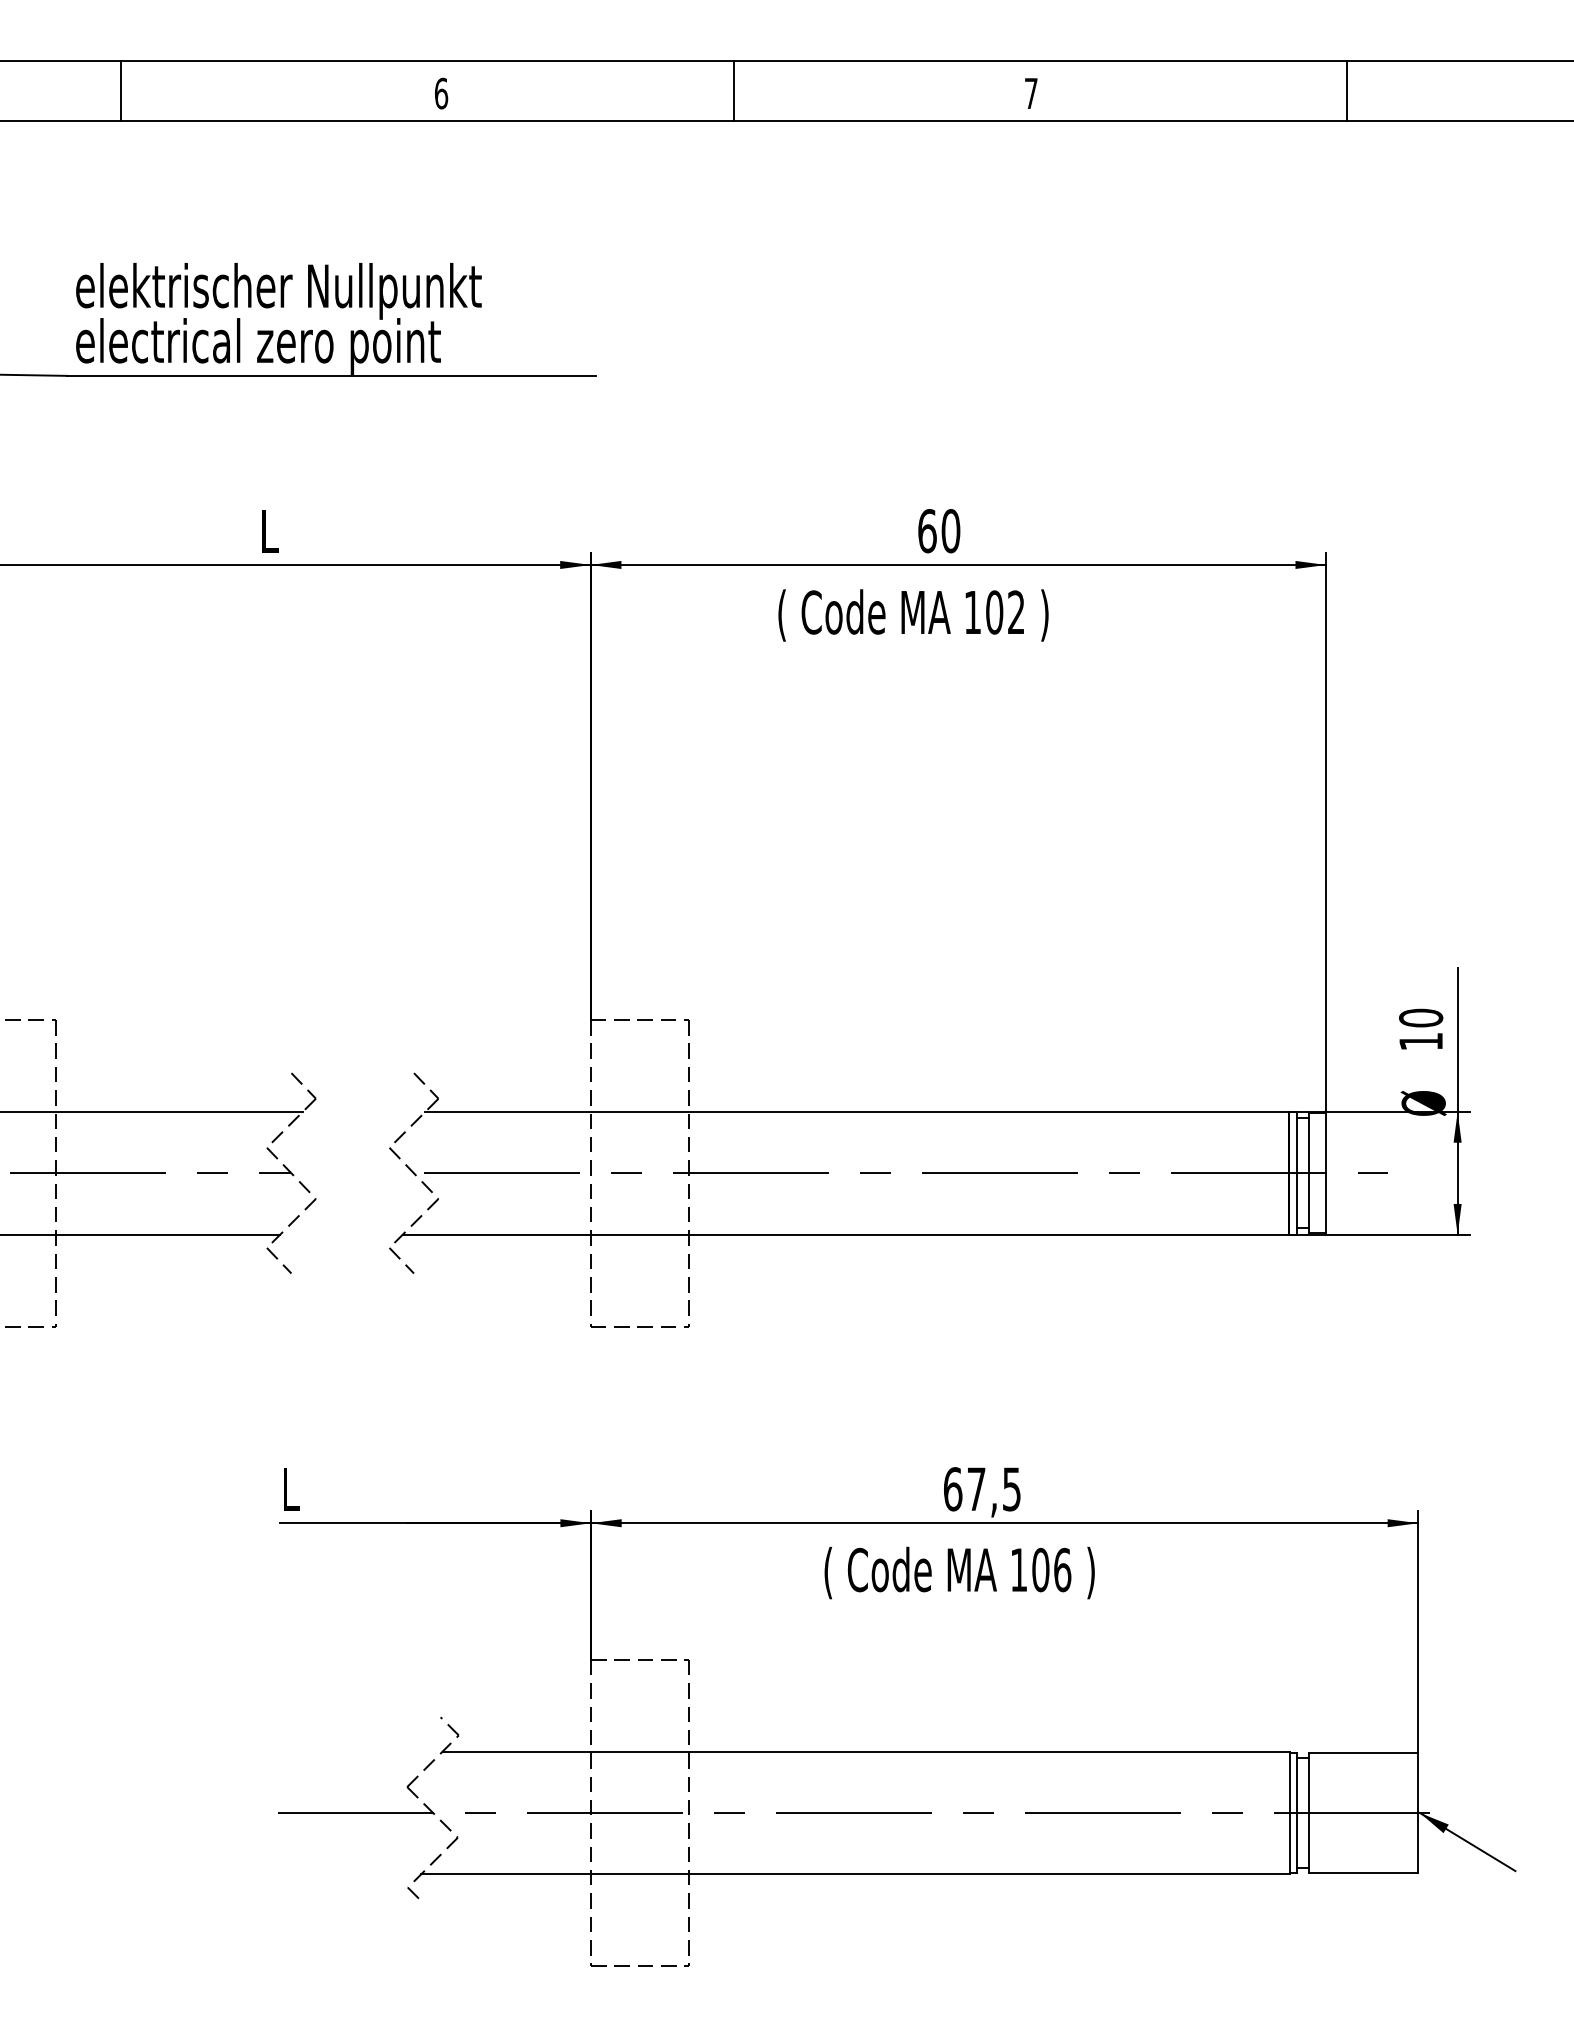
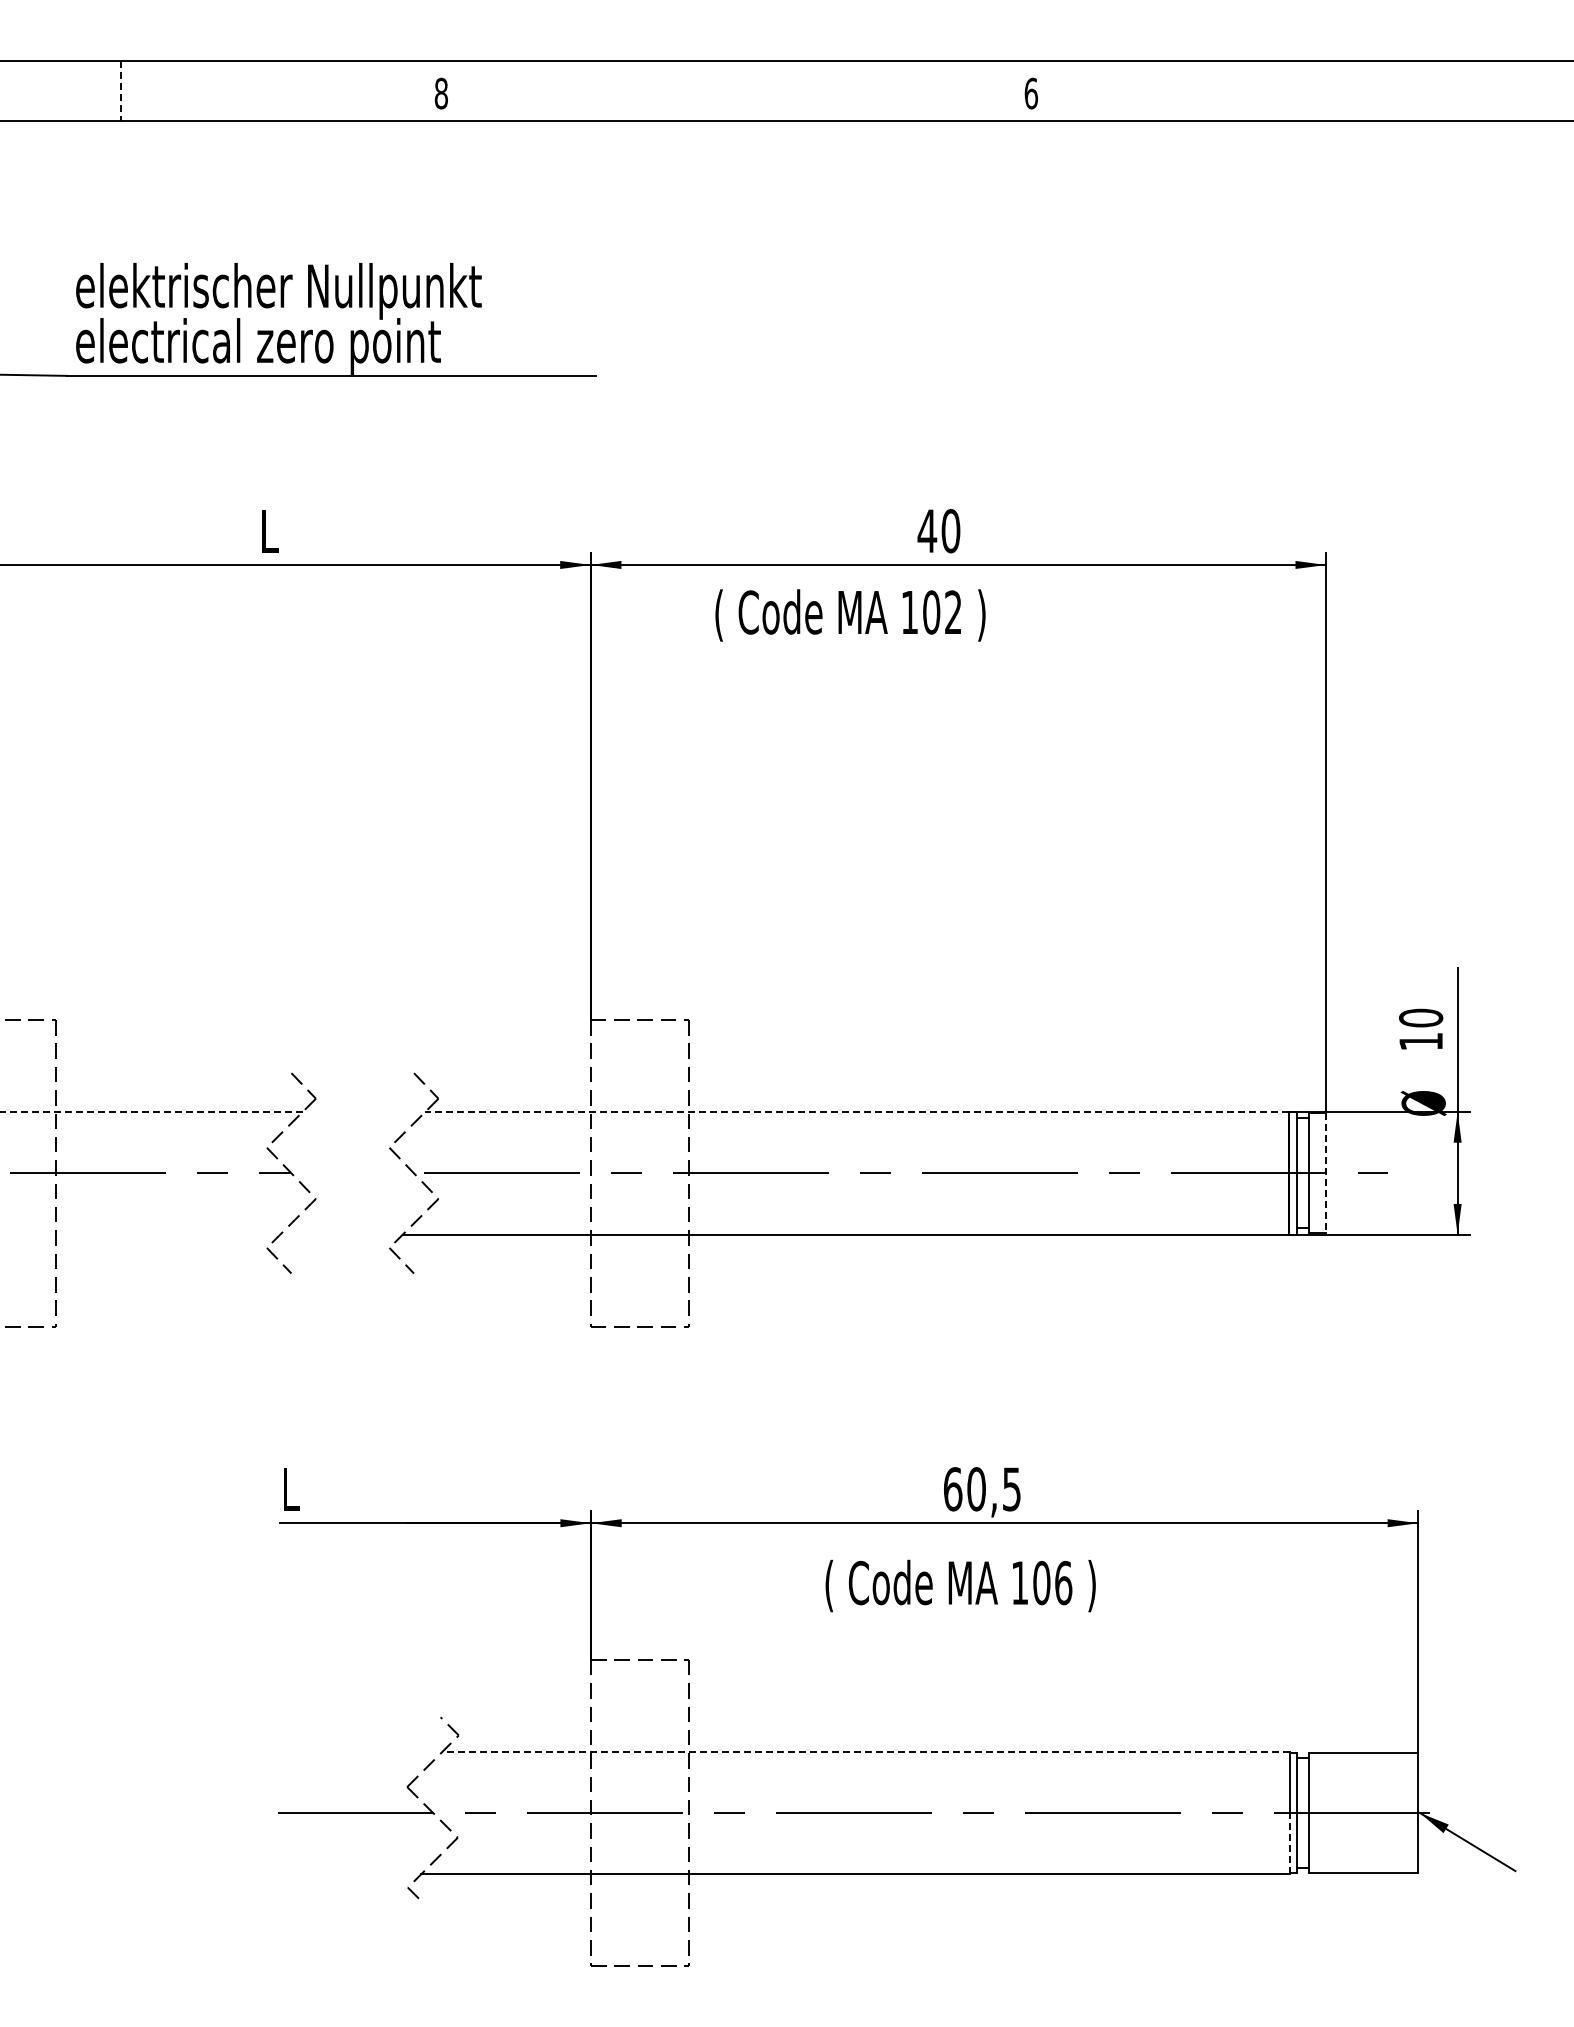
line: present -> none (734, 90)
line: present -> none (1346, 90)
line: solid -> dashed (121, 91)
text: 6 -> 8 (441, 93)
text: 7 -> 6 (1031, 93)
text: 60 -> 40 (927, 531)
text position: (913, 615) -> (850, 615) (850, 615)
line: solid -> dashed (151, 1112)
line: solid -> dashed (856, 1112)
line: solid -> dashed (1326, 1173)
line: present -> none (141, 1234)
text: 67,5 -> 60,5 (976, 1489)
text position: (959, 1572) -> (960, 1585) (960, 1585)
line: solid -> dashed (866, 1751)
line: solid -> dashed (1289, 1843)
